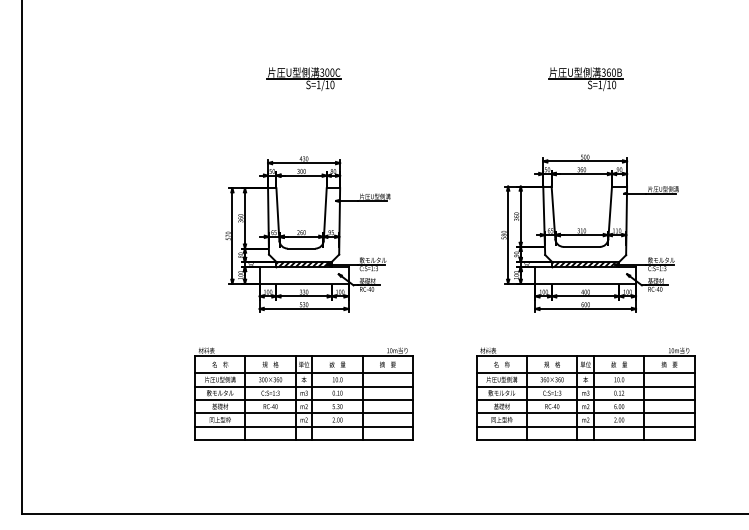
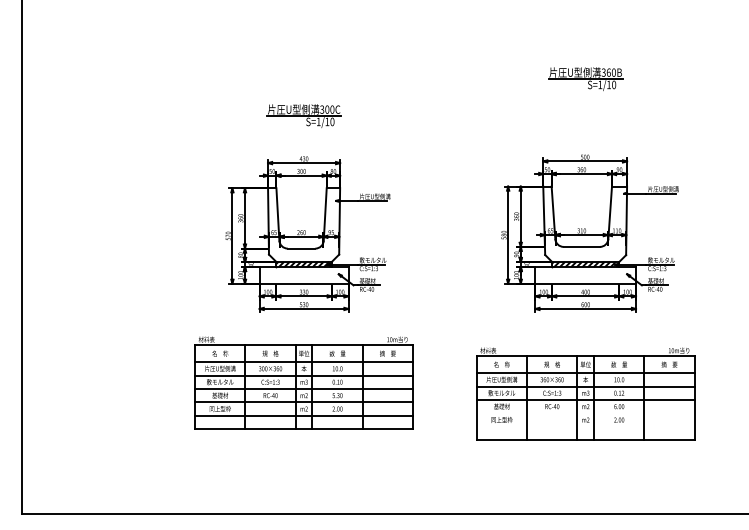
part position: (303, 78) -> (303, 115) (303, 115)
part position: (303, 393) -> (303, 382) (303, 382)
line: present -> none (585, 413)
line: present -> none (585, 426)
